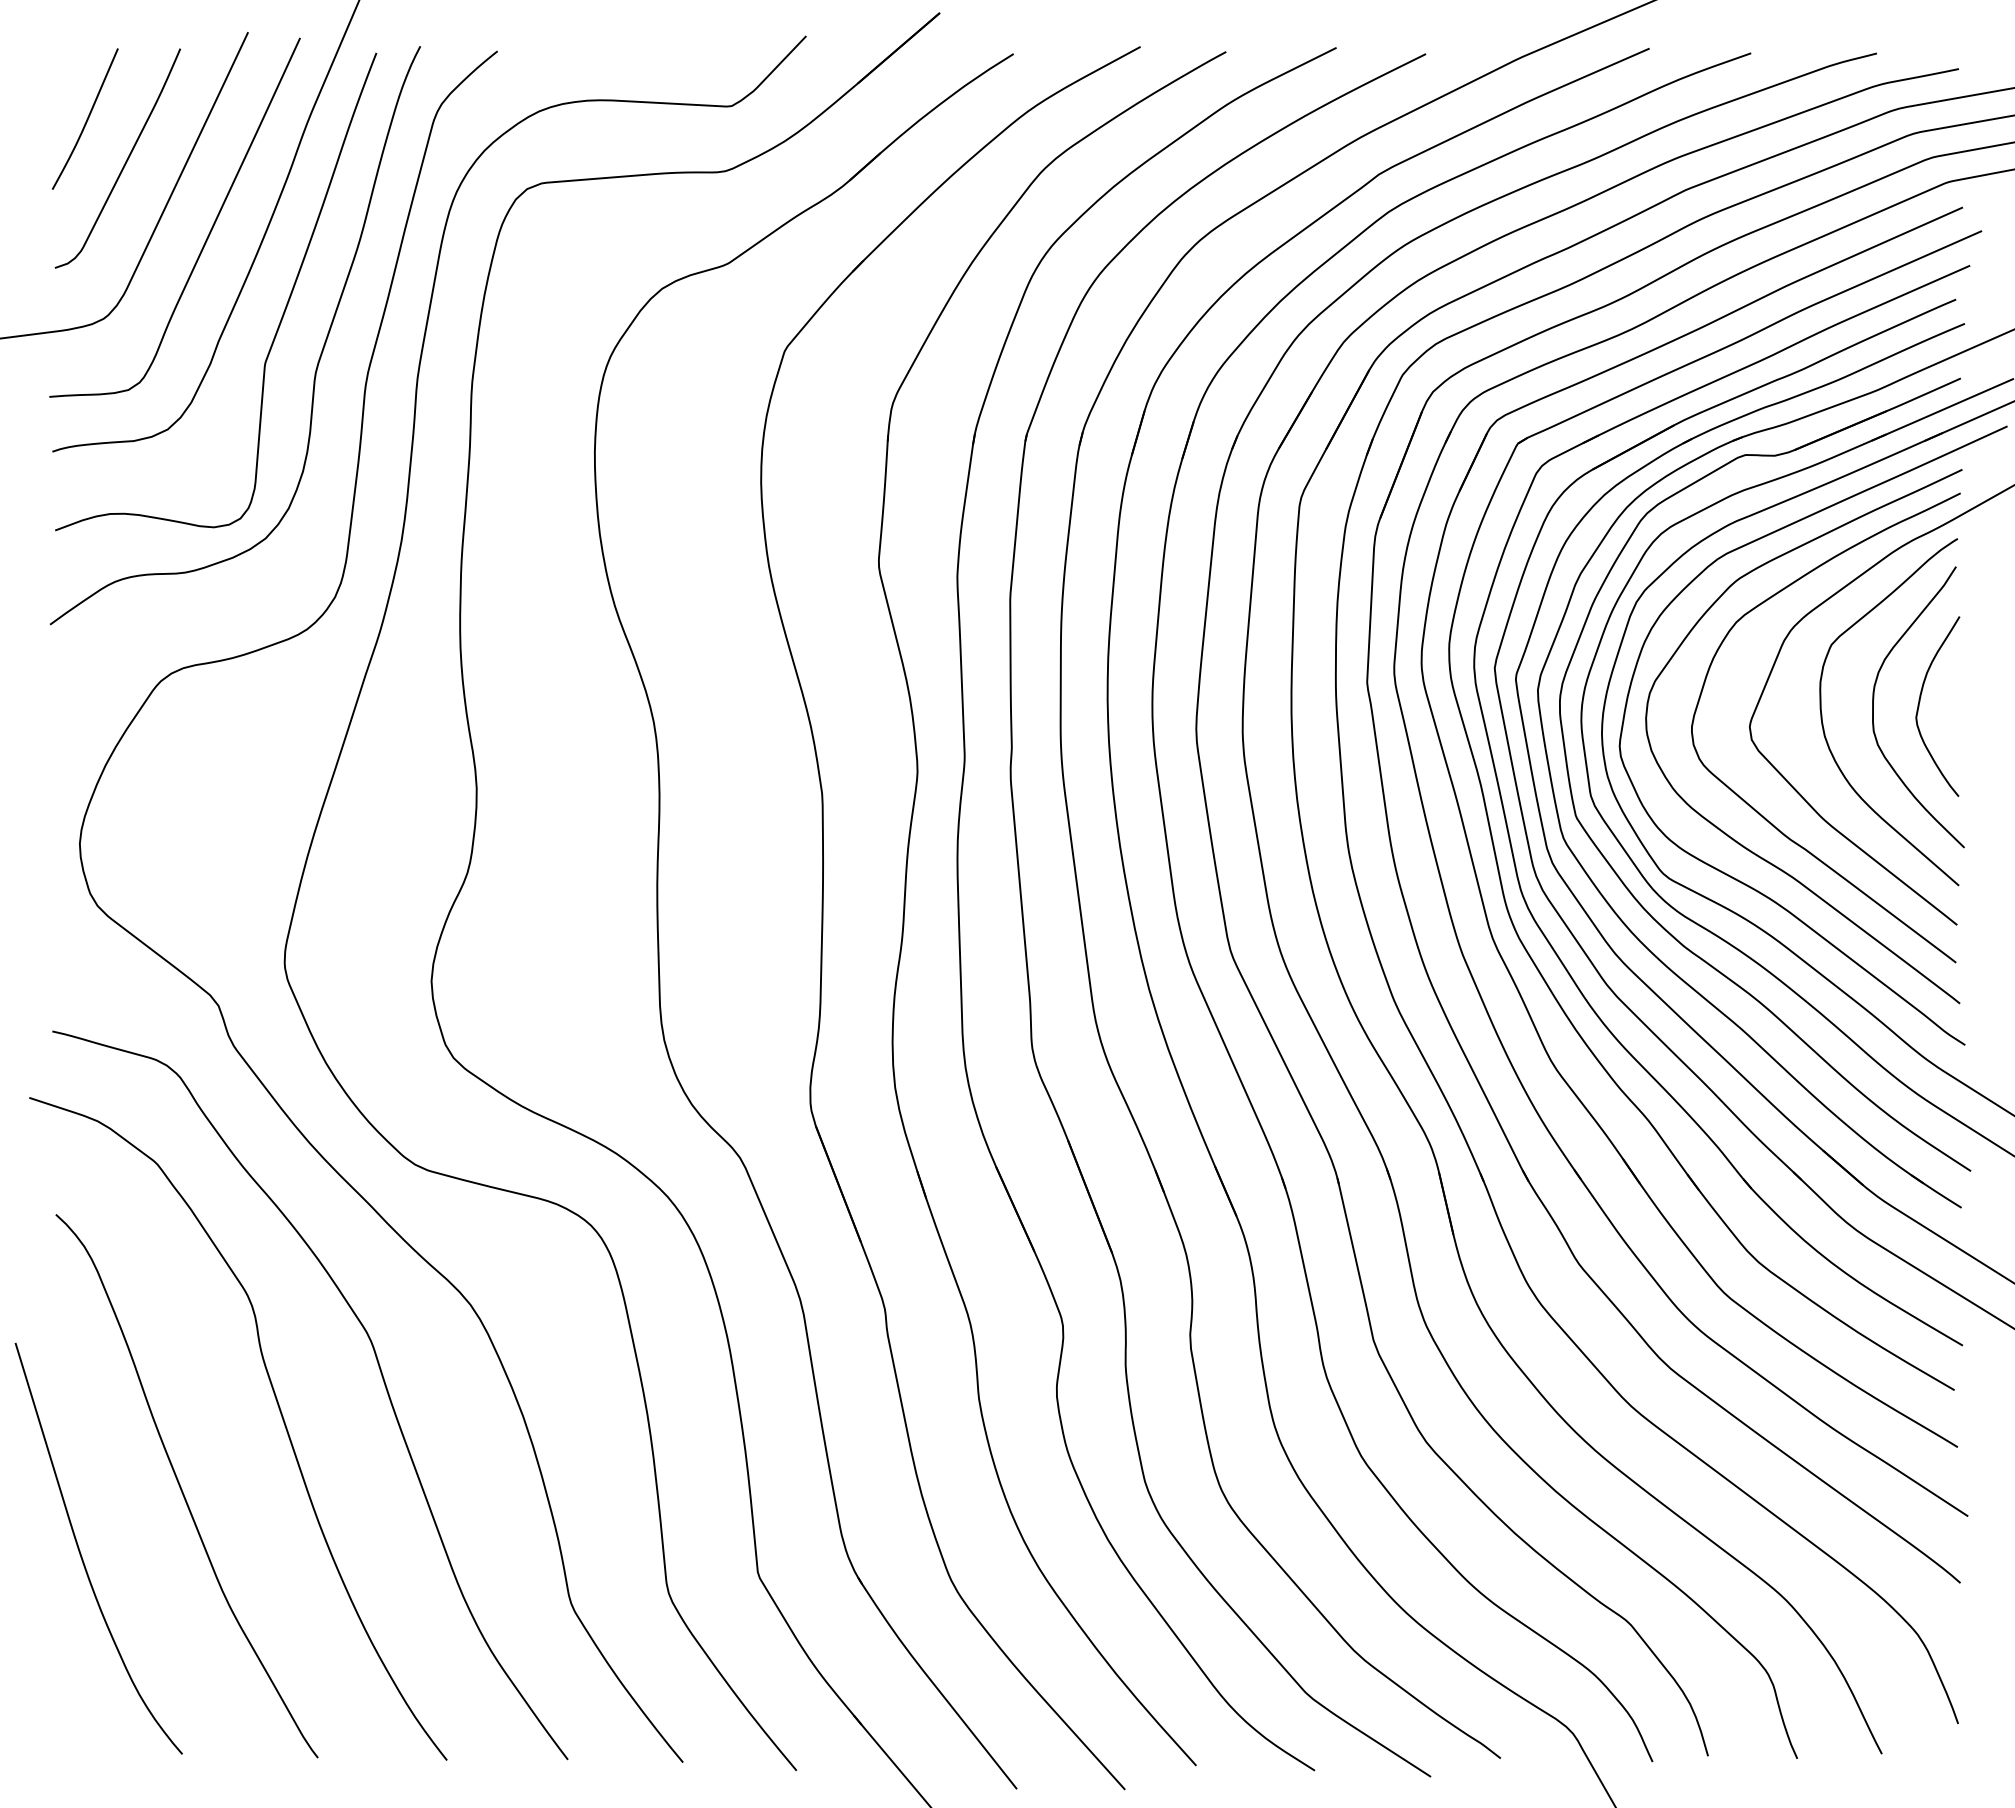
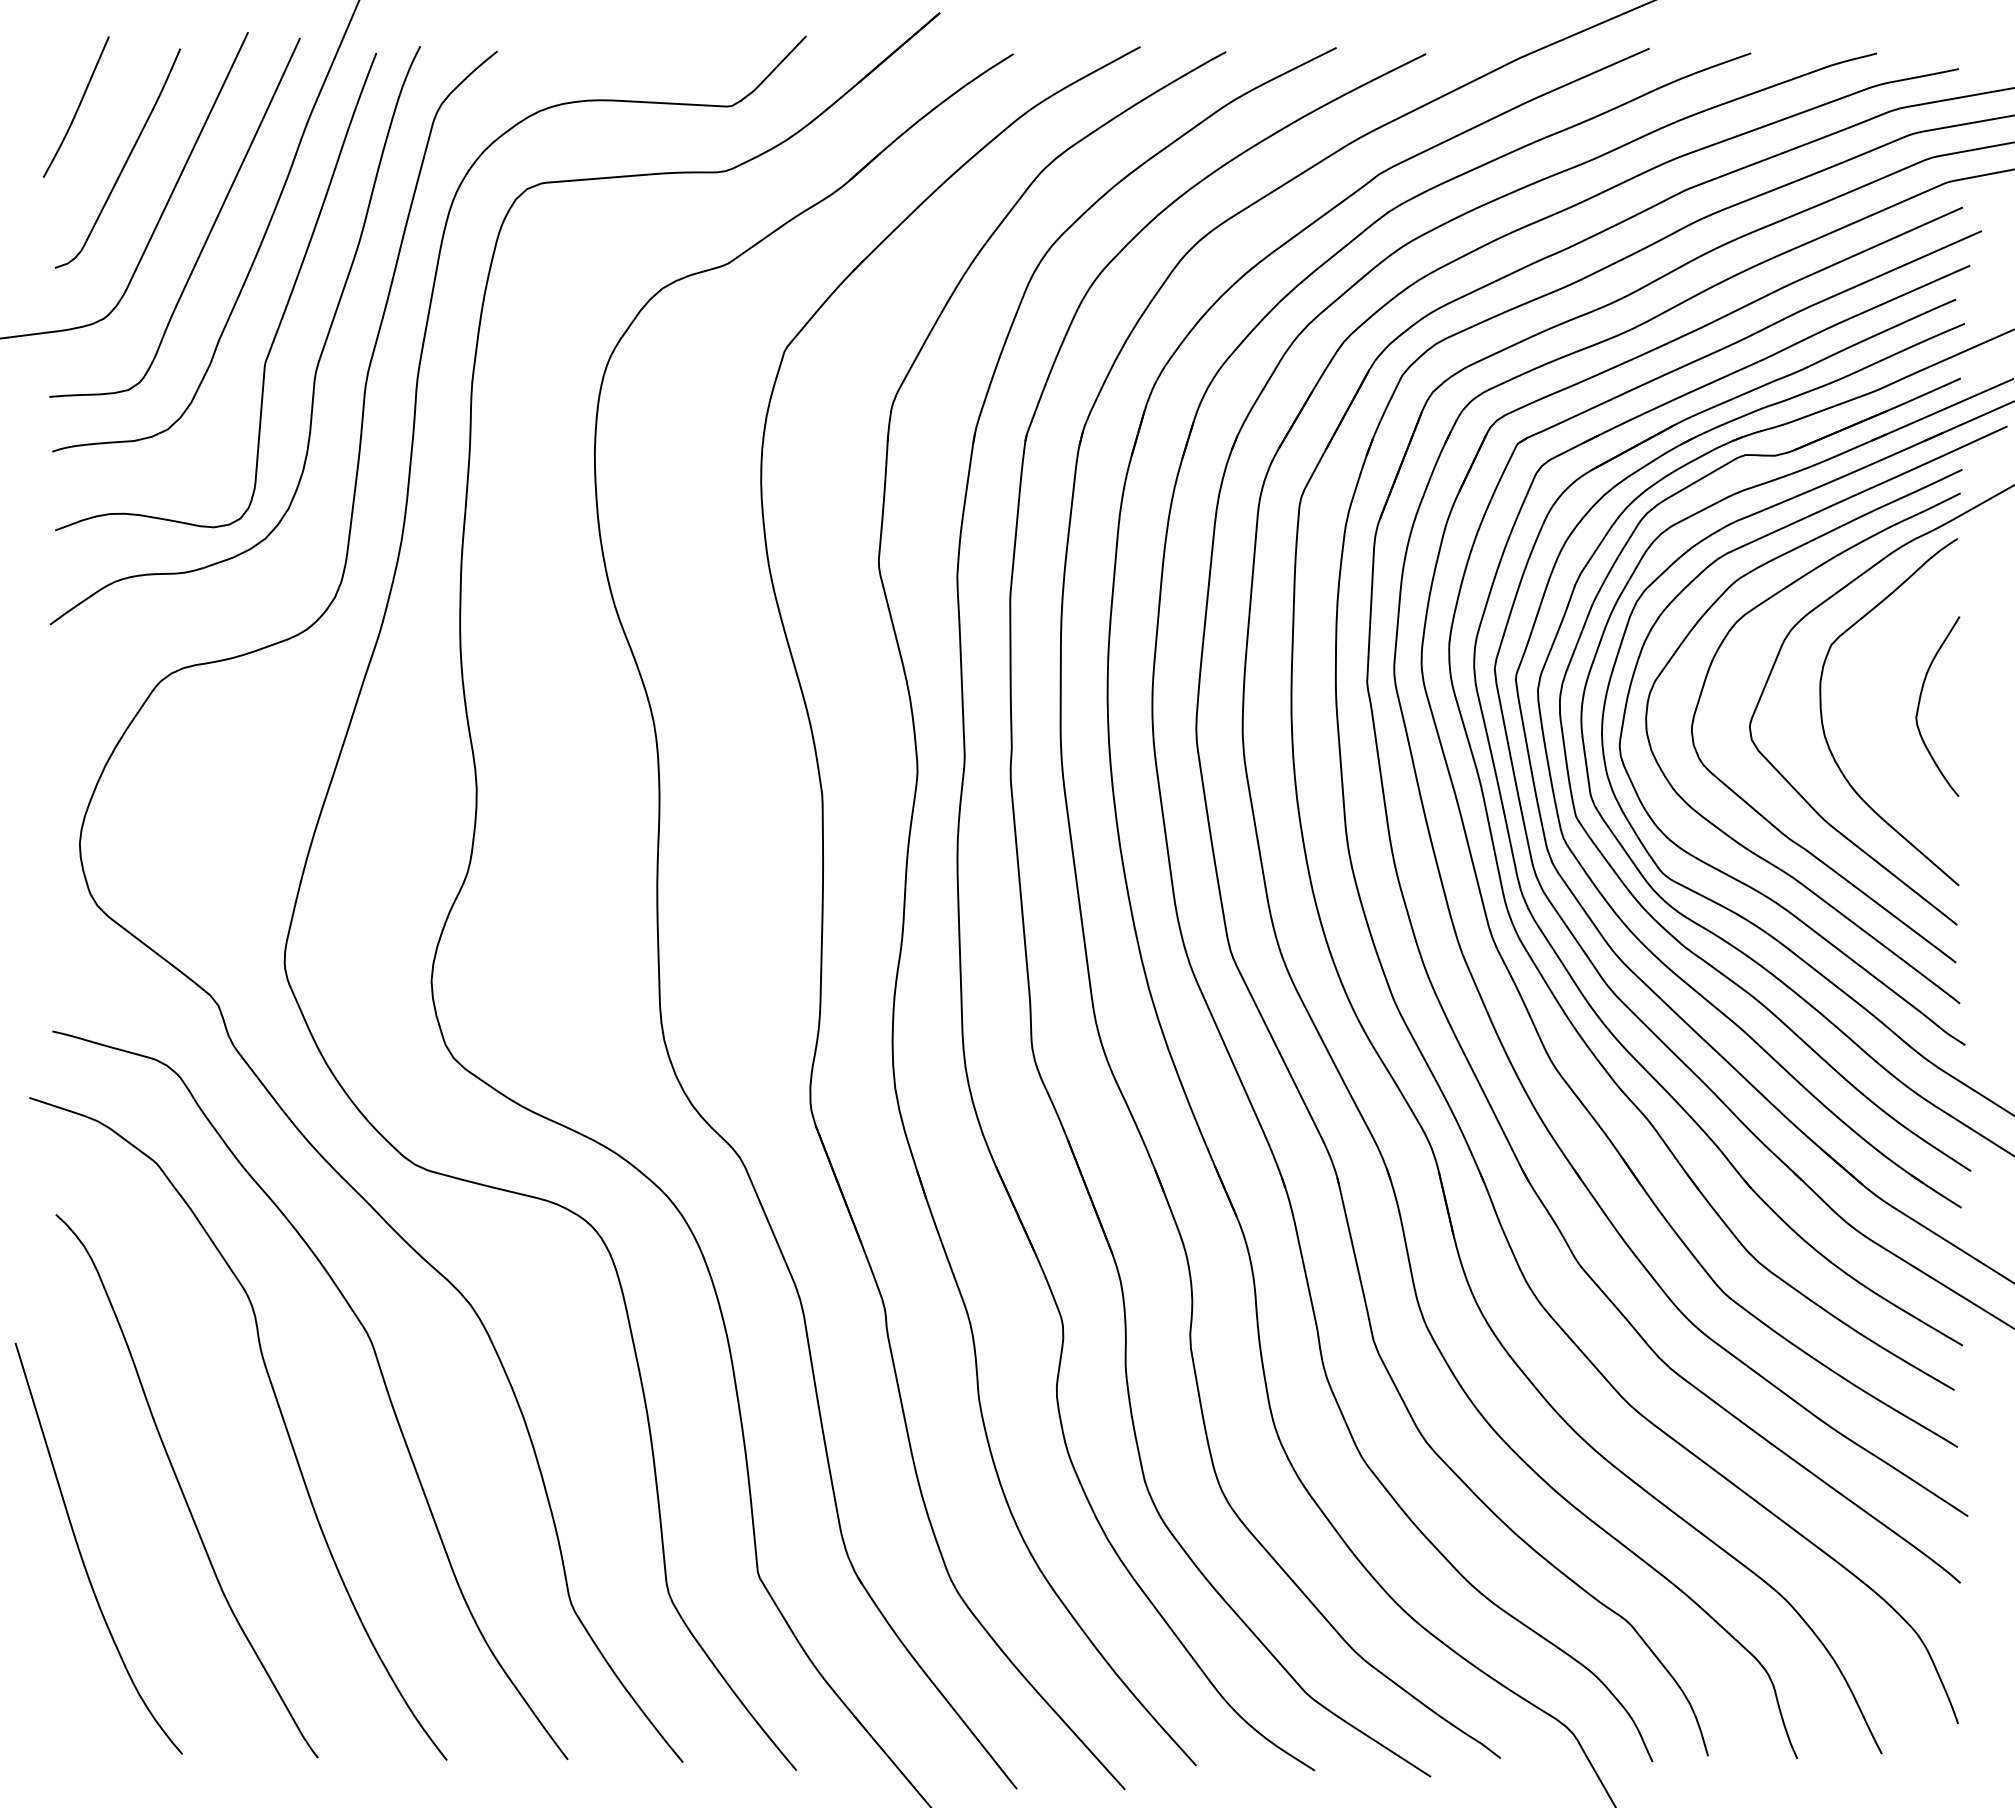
curve position: (86, 119) -> (77, 107) (77, 107)
curve: present -> none (1874, 699)
